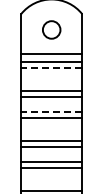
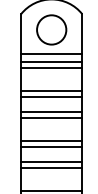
circle diameter: 18 px -> 29 px (51, 29)
line: dashed -> solid (51, 68)
line: dashed -> solid (51, 112)
